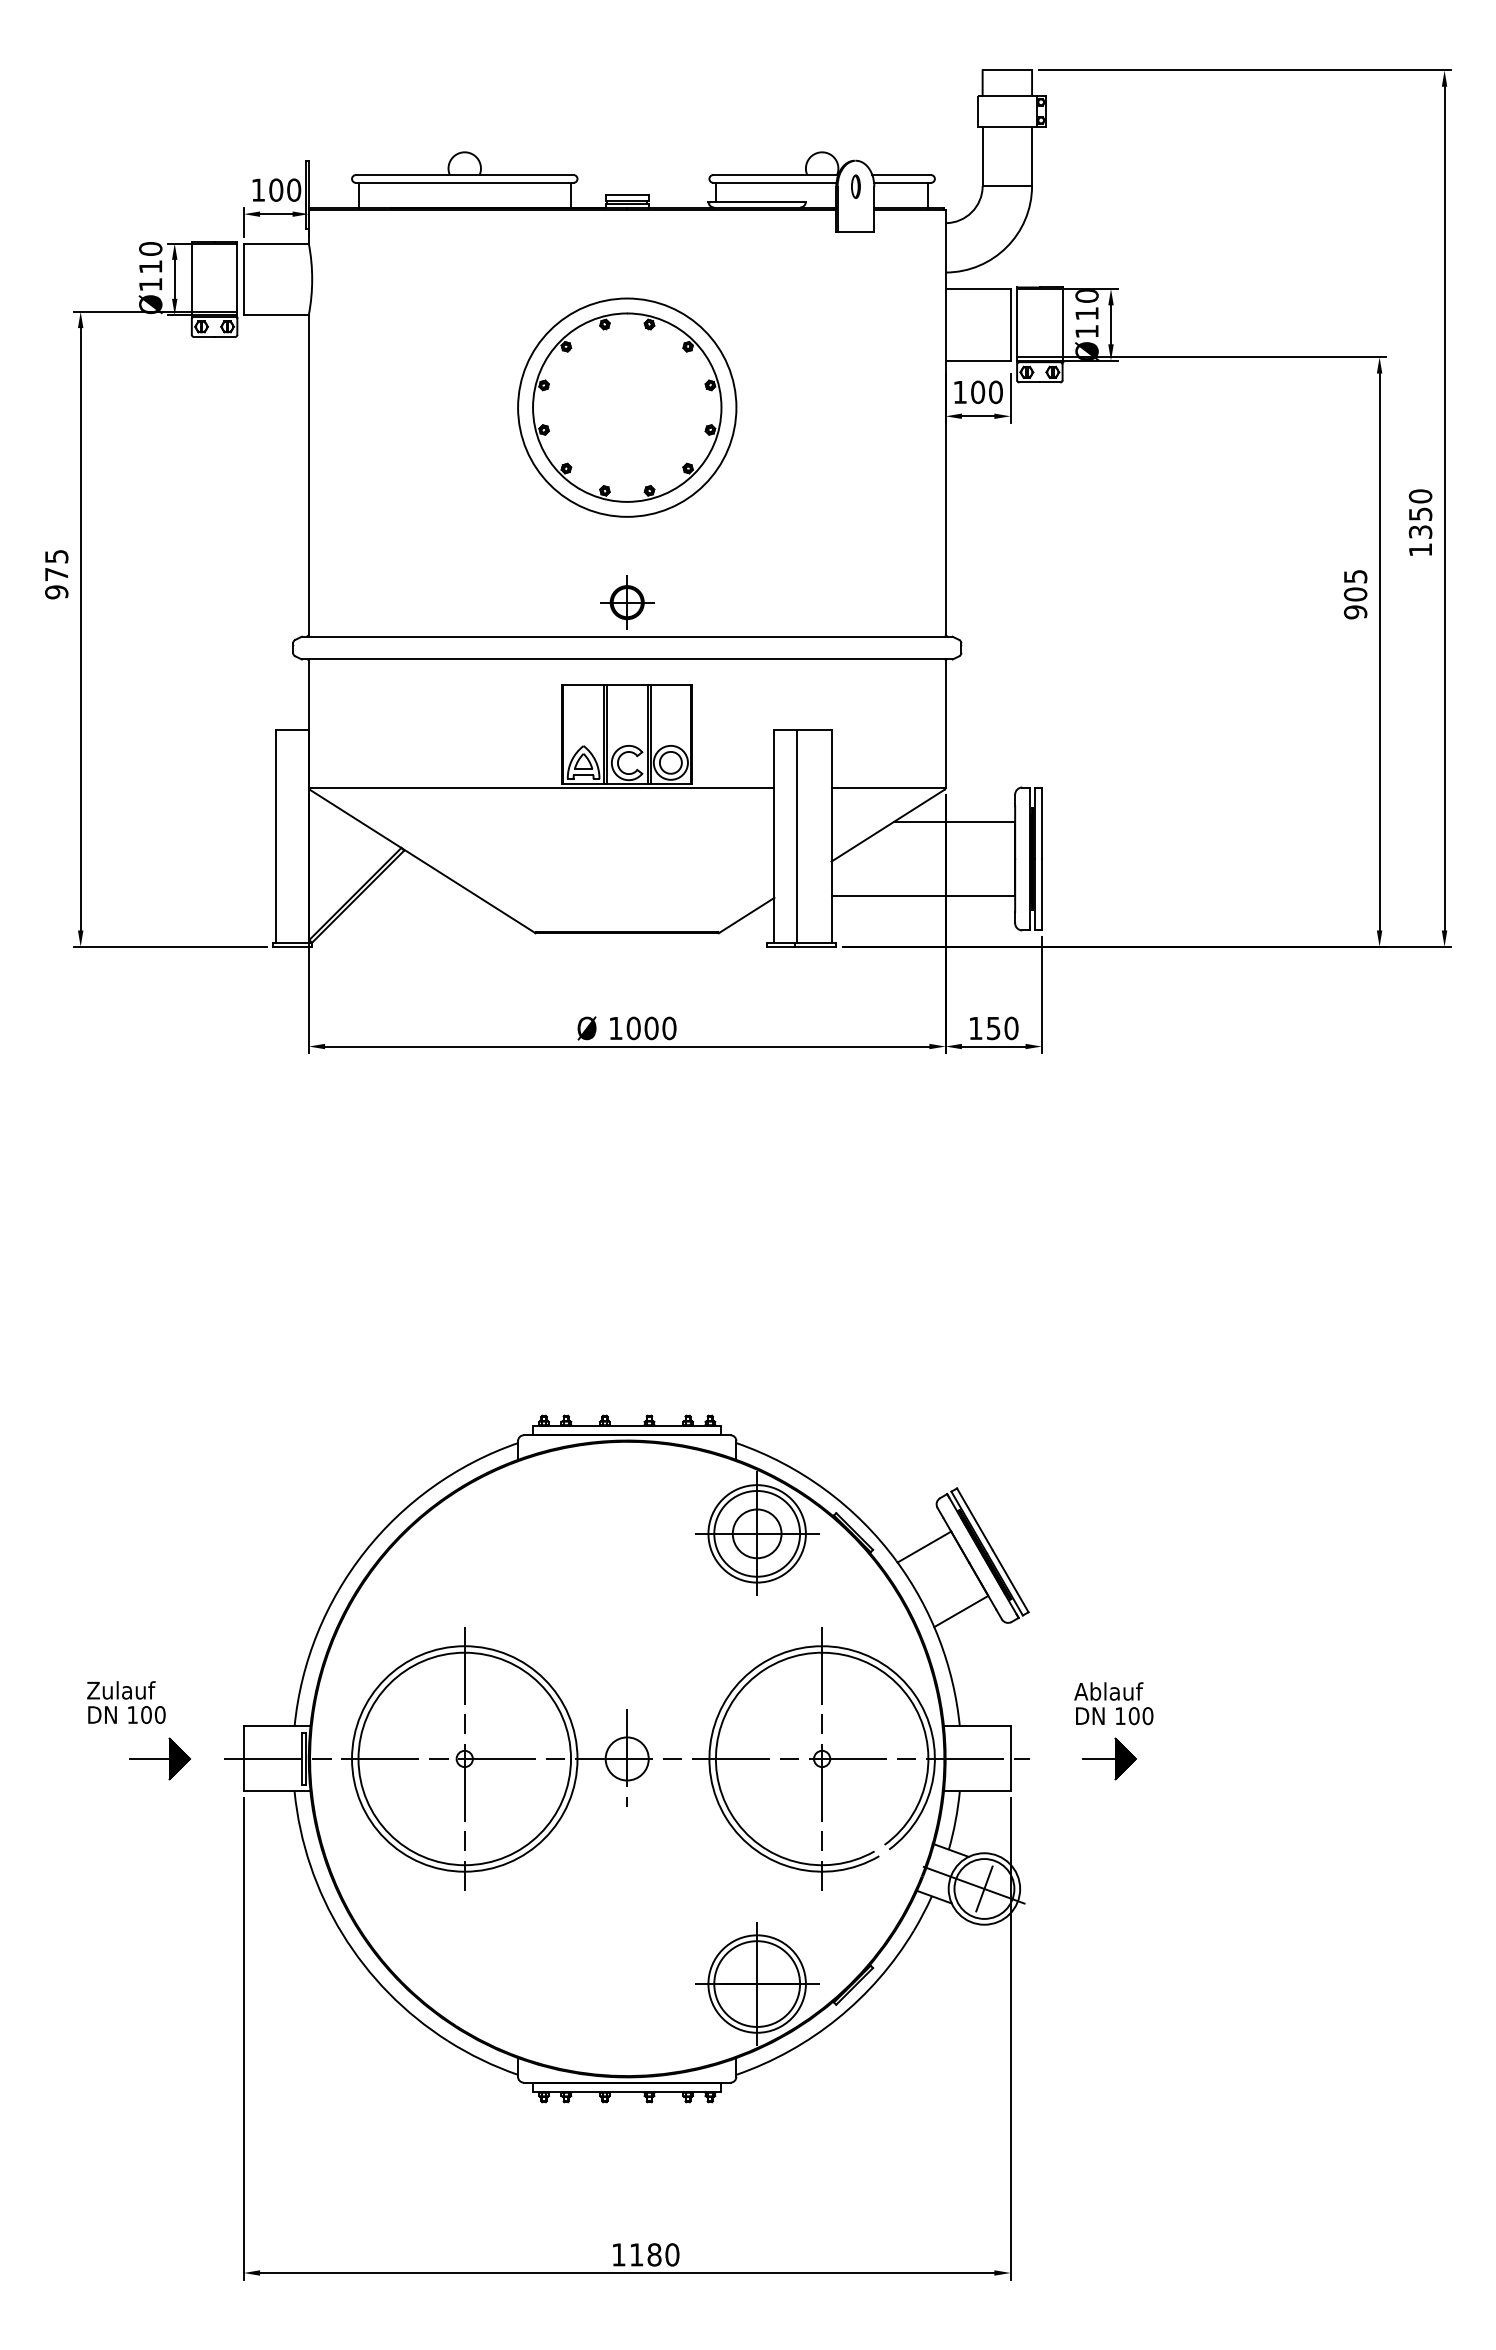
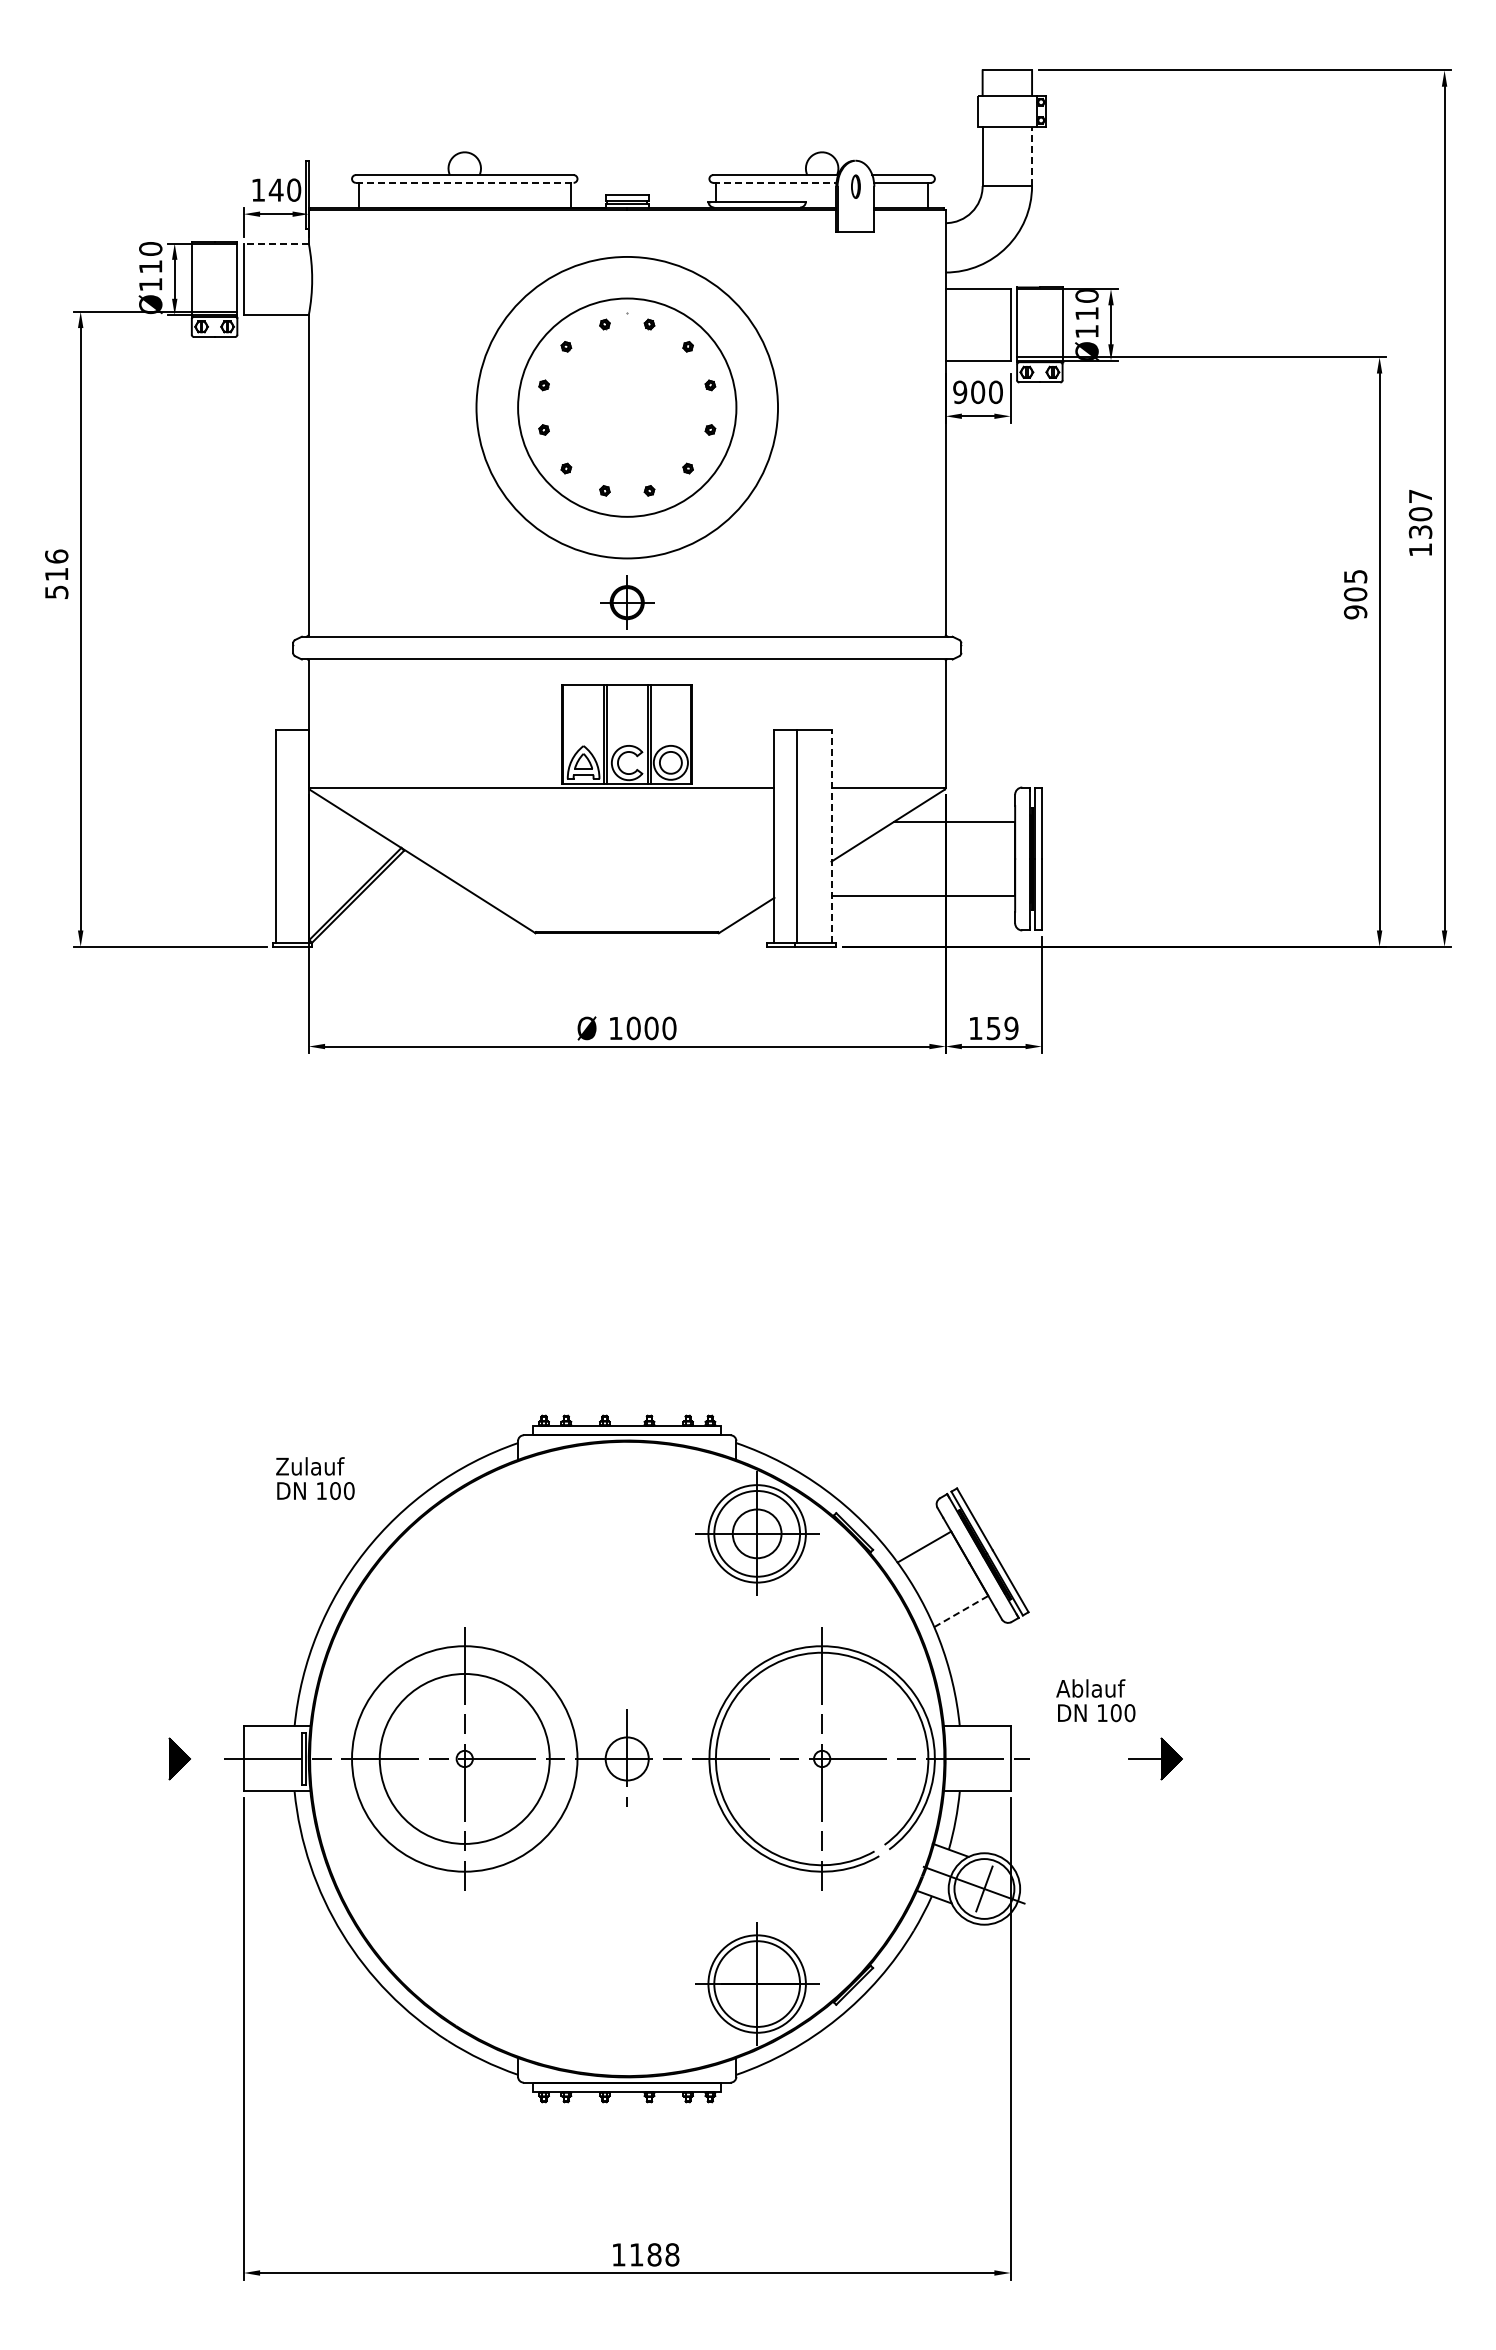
line: solid -> dashed (1032, 156)
line: solid -> dashed (464, 182)
line: solid -> dashed (774, 182)
text: 100 -> 140 (275, 189)
line: solid -> dashed (275, 243)
text: 100 -> 900 (960, 392)
circle diameter: 188 px -> 302 px (627, 407)
text: 1350 -> 1307 (1420, 505)
text: 975 -> 516 (56, 574)
line: solid -> dashed (831, 836)
text: 150 -> 159 (1011, 1028)
line: solid -> dashed (960, 1611)
text position: (126, 1702) -> (315, 1478) (315, 1478)
text position: (1113, 1703) -> (1095, 1700) (1095, 1700)
line: present -> none (149, 1758)
circle diameter: 212 px -> 170 px (464, 1758)
part position: (1109, 1758) -> (1155, 1758) (1155, 1758)
text: 1180 -> 1188 (672, 2254)
